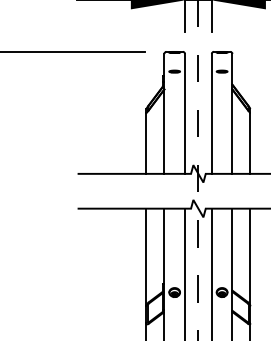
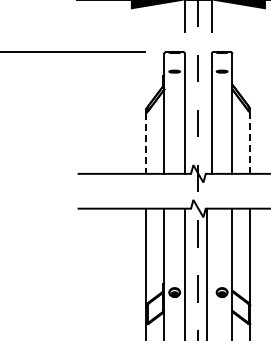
line: solid -> dashed (250, 142)
line: solid -> dashed (146, 143)
line position: (211, 272) -> (206, 272) (206, 272)
